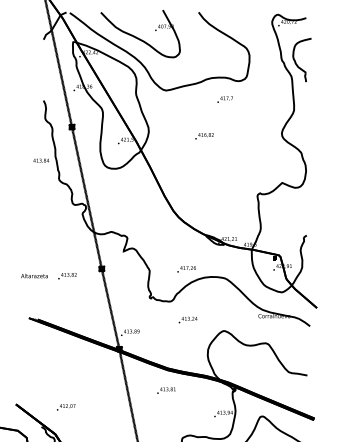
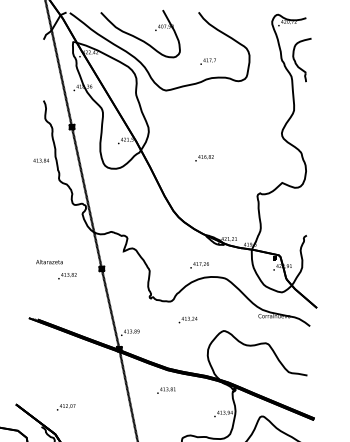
text position: (224, 99) -> (207, 61) (207, 61)
text position: (204, 136) -> (204, 158) (204, 158)
text position: (186, 269) -> (199, 265) (199, 265)
text position: (34, 275) -> (49, 261) (49, 261)
